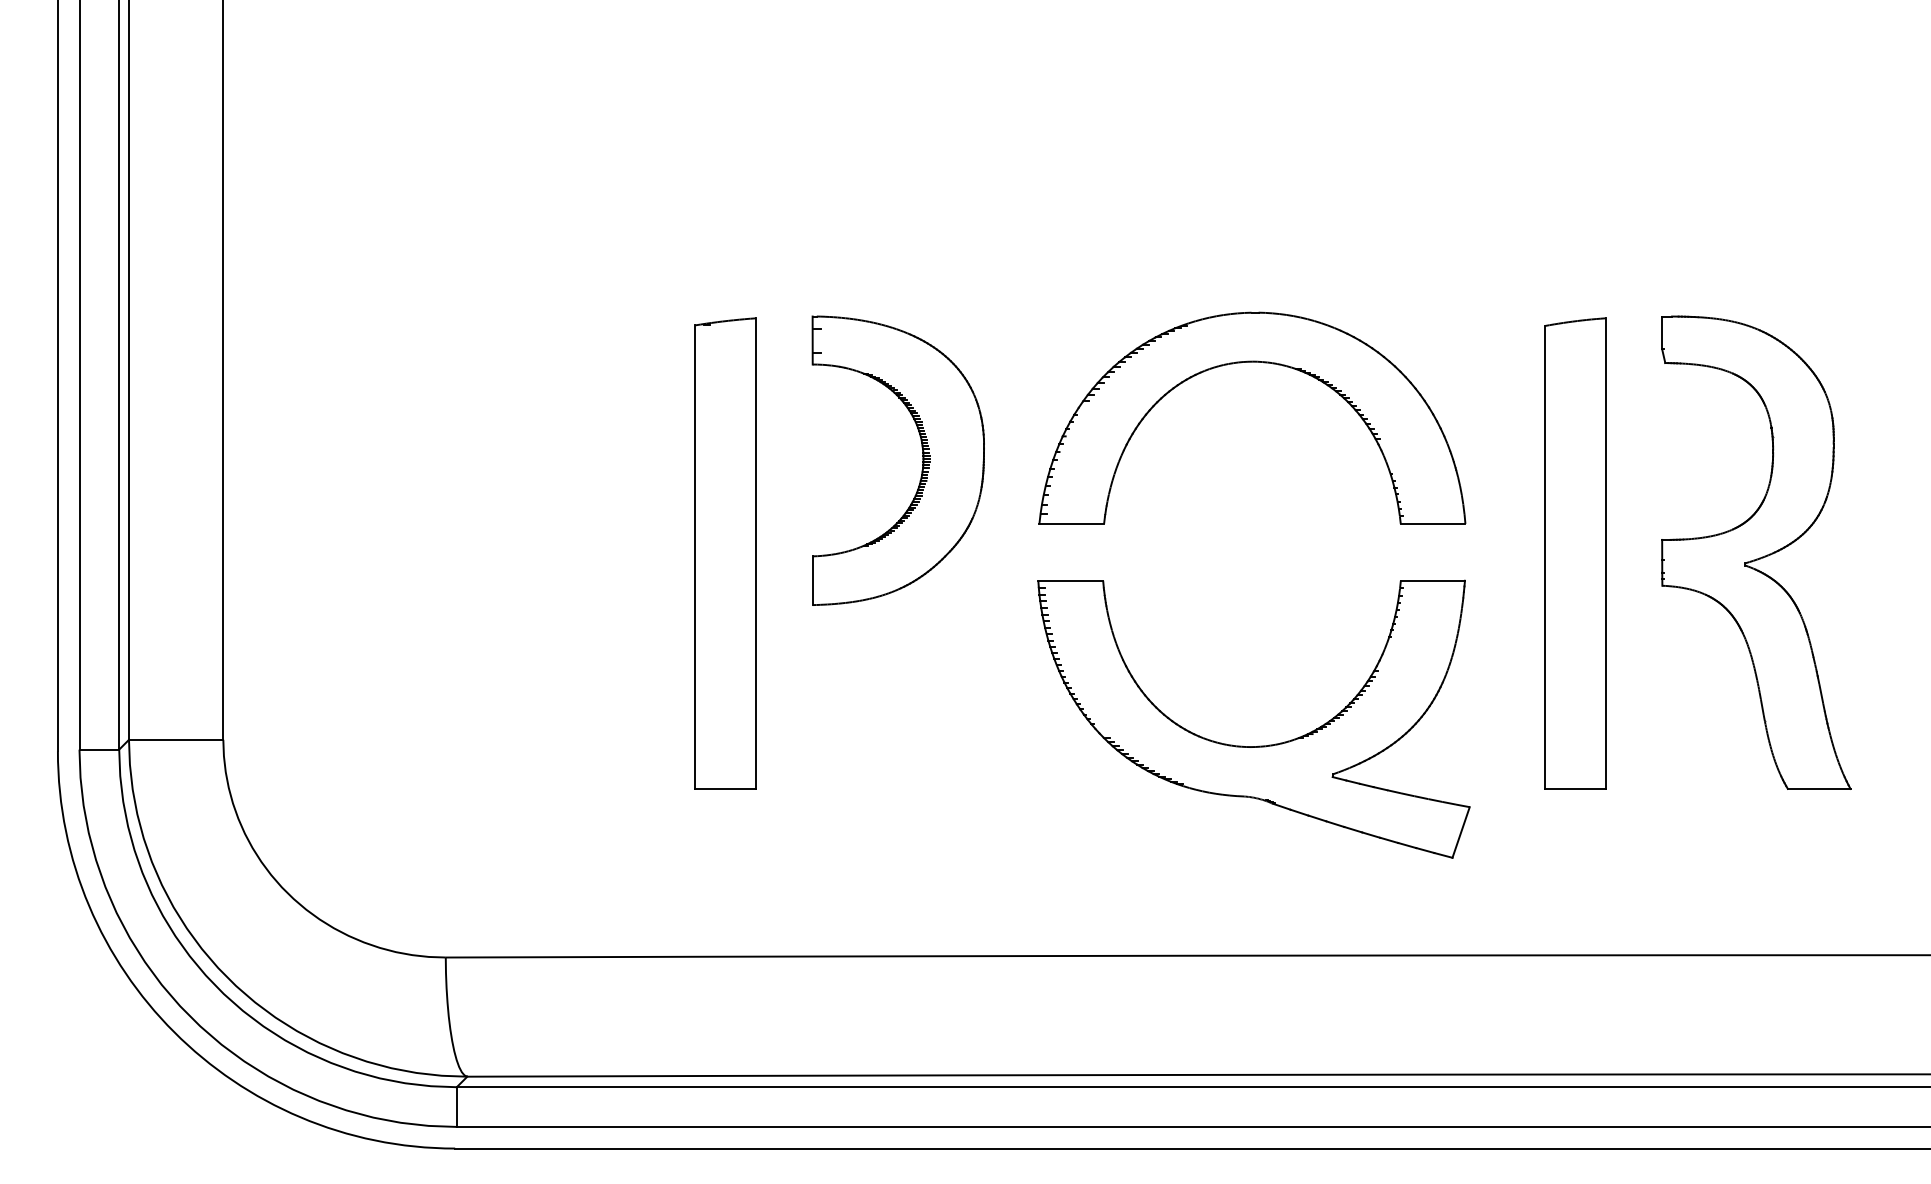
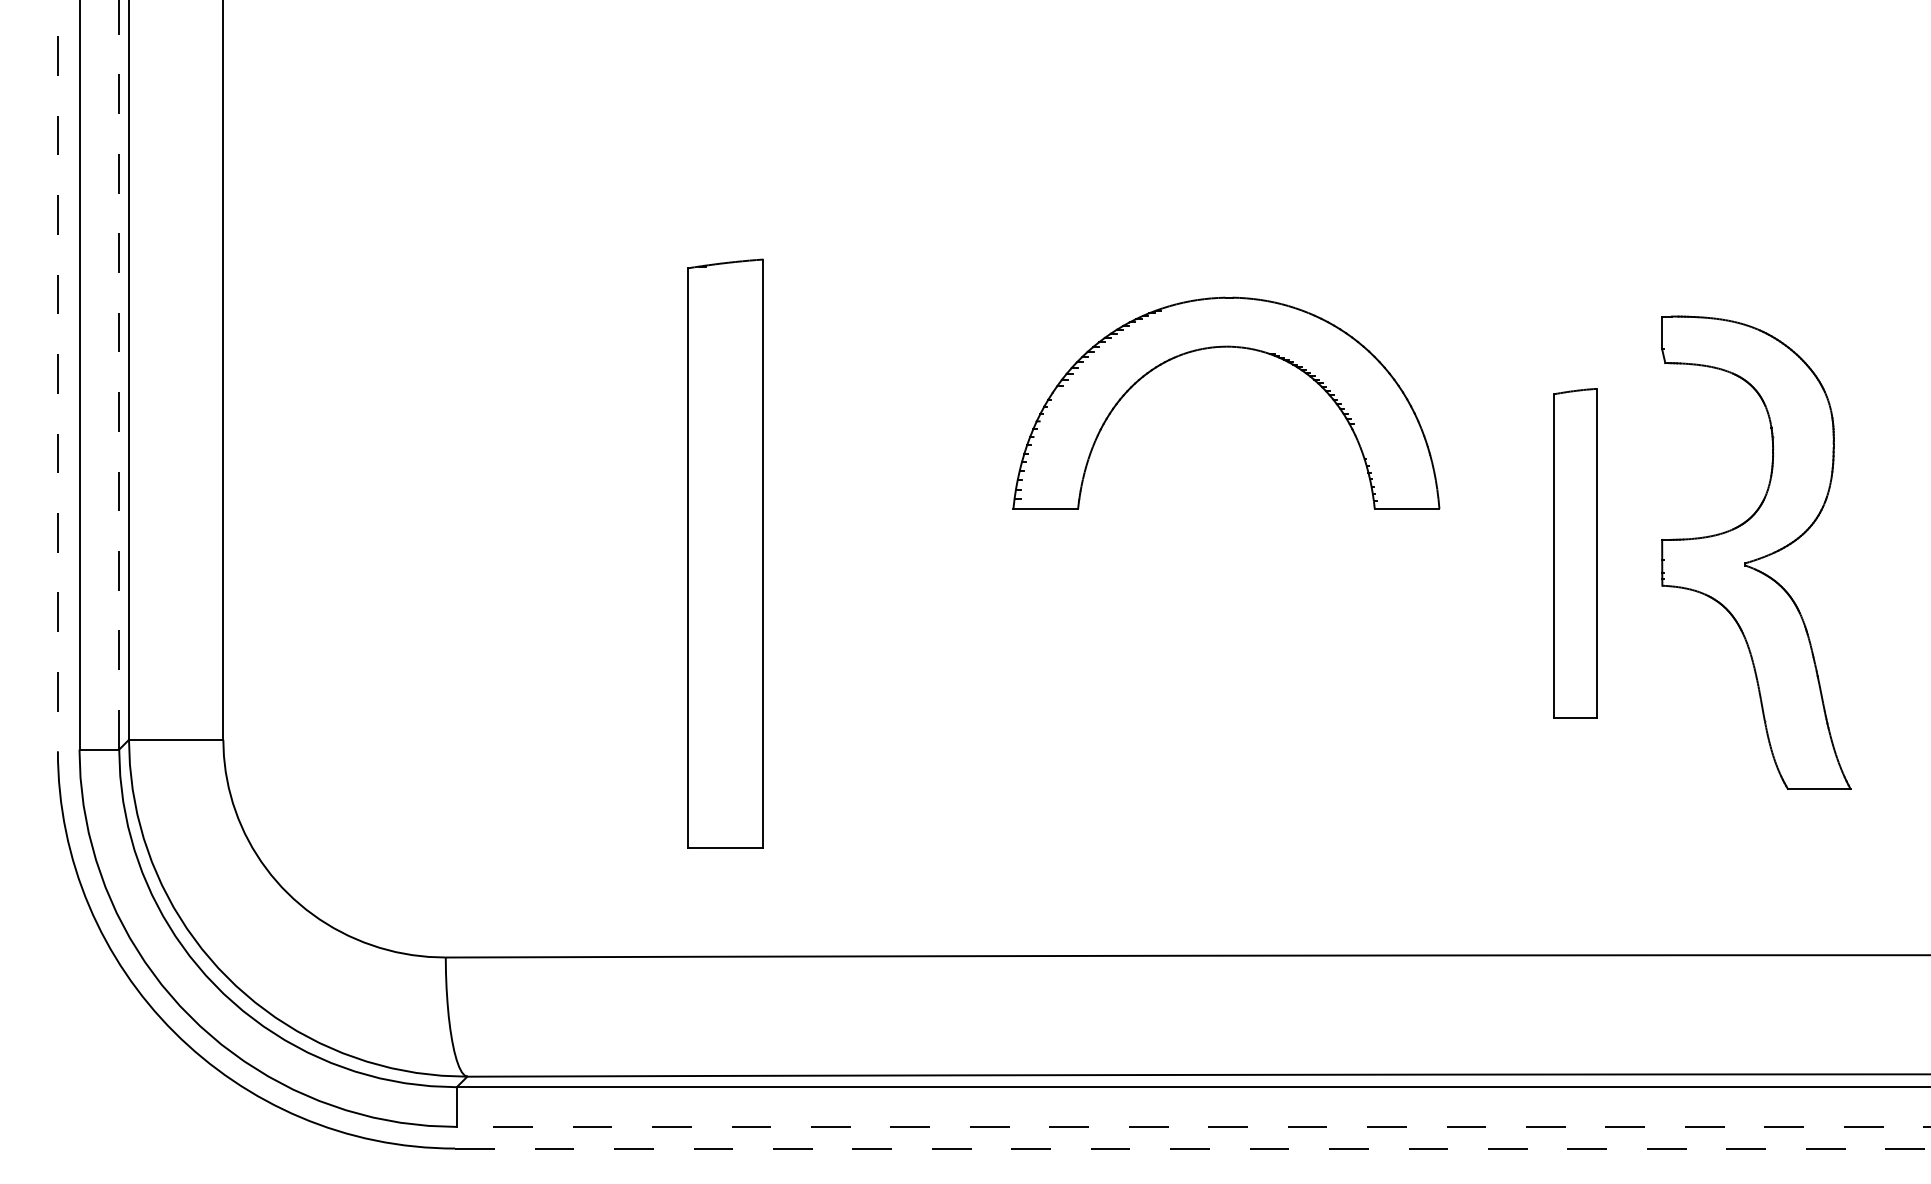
part position: (1252, 362) -> (1226, 347) (1226, 347)
line: solid -> dashed (119, 374)
line: solid -> dashed (57, 376)
part: present -> none (922, 460)
part size: 63x473 px -> 77x591 px (725, 553)
part size: 63x473 px -> 45x331 px (1575, 553)
part: present -> none (1258, 745)
line: solid -> dashed (1193, 1126)
line: solid -> dashed (1193, 1148)
